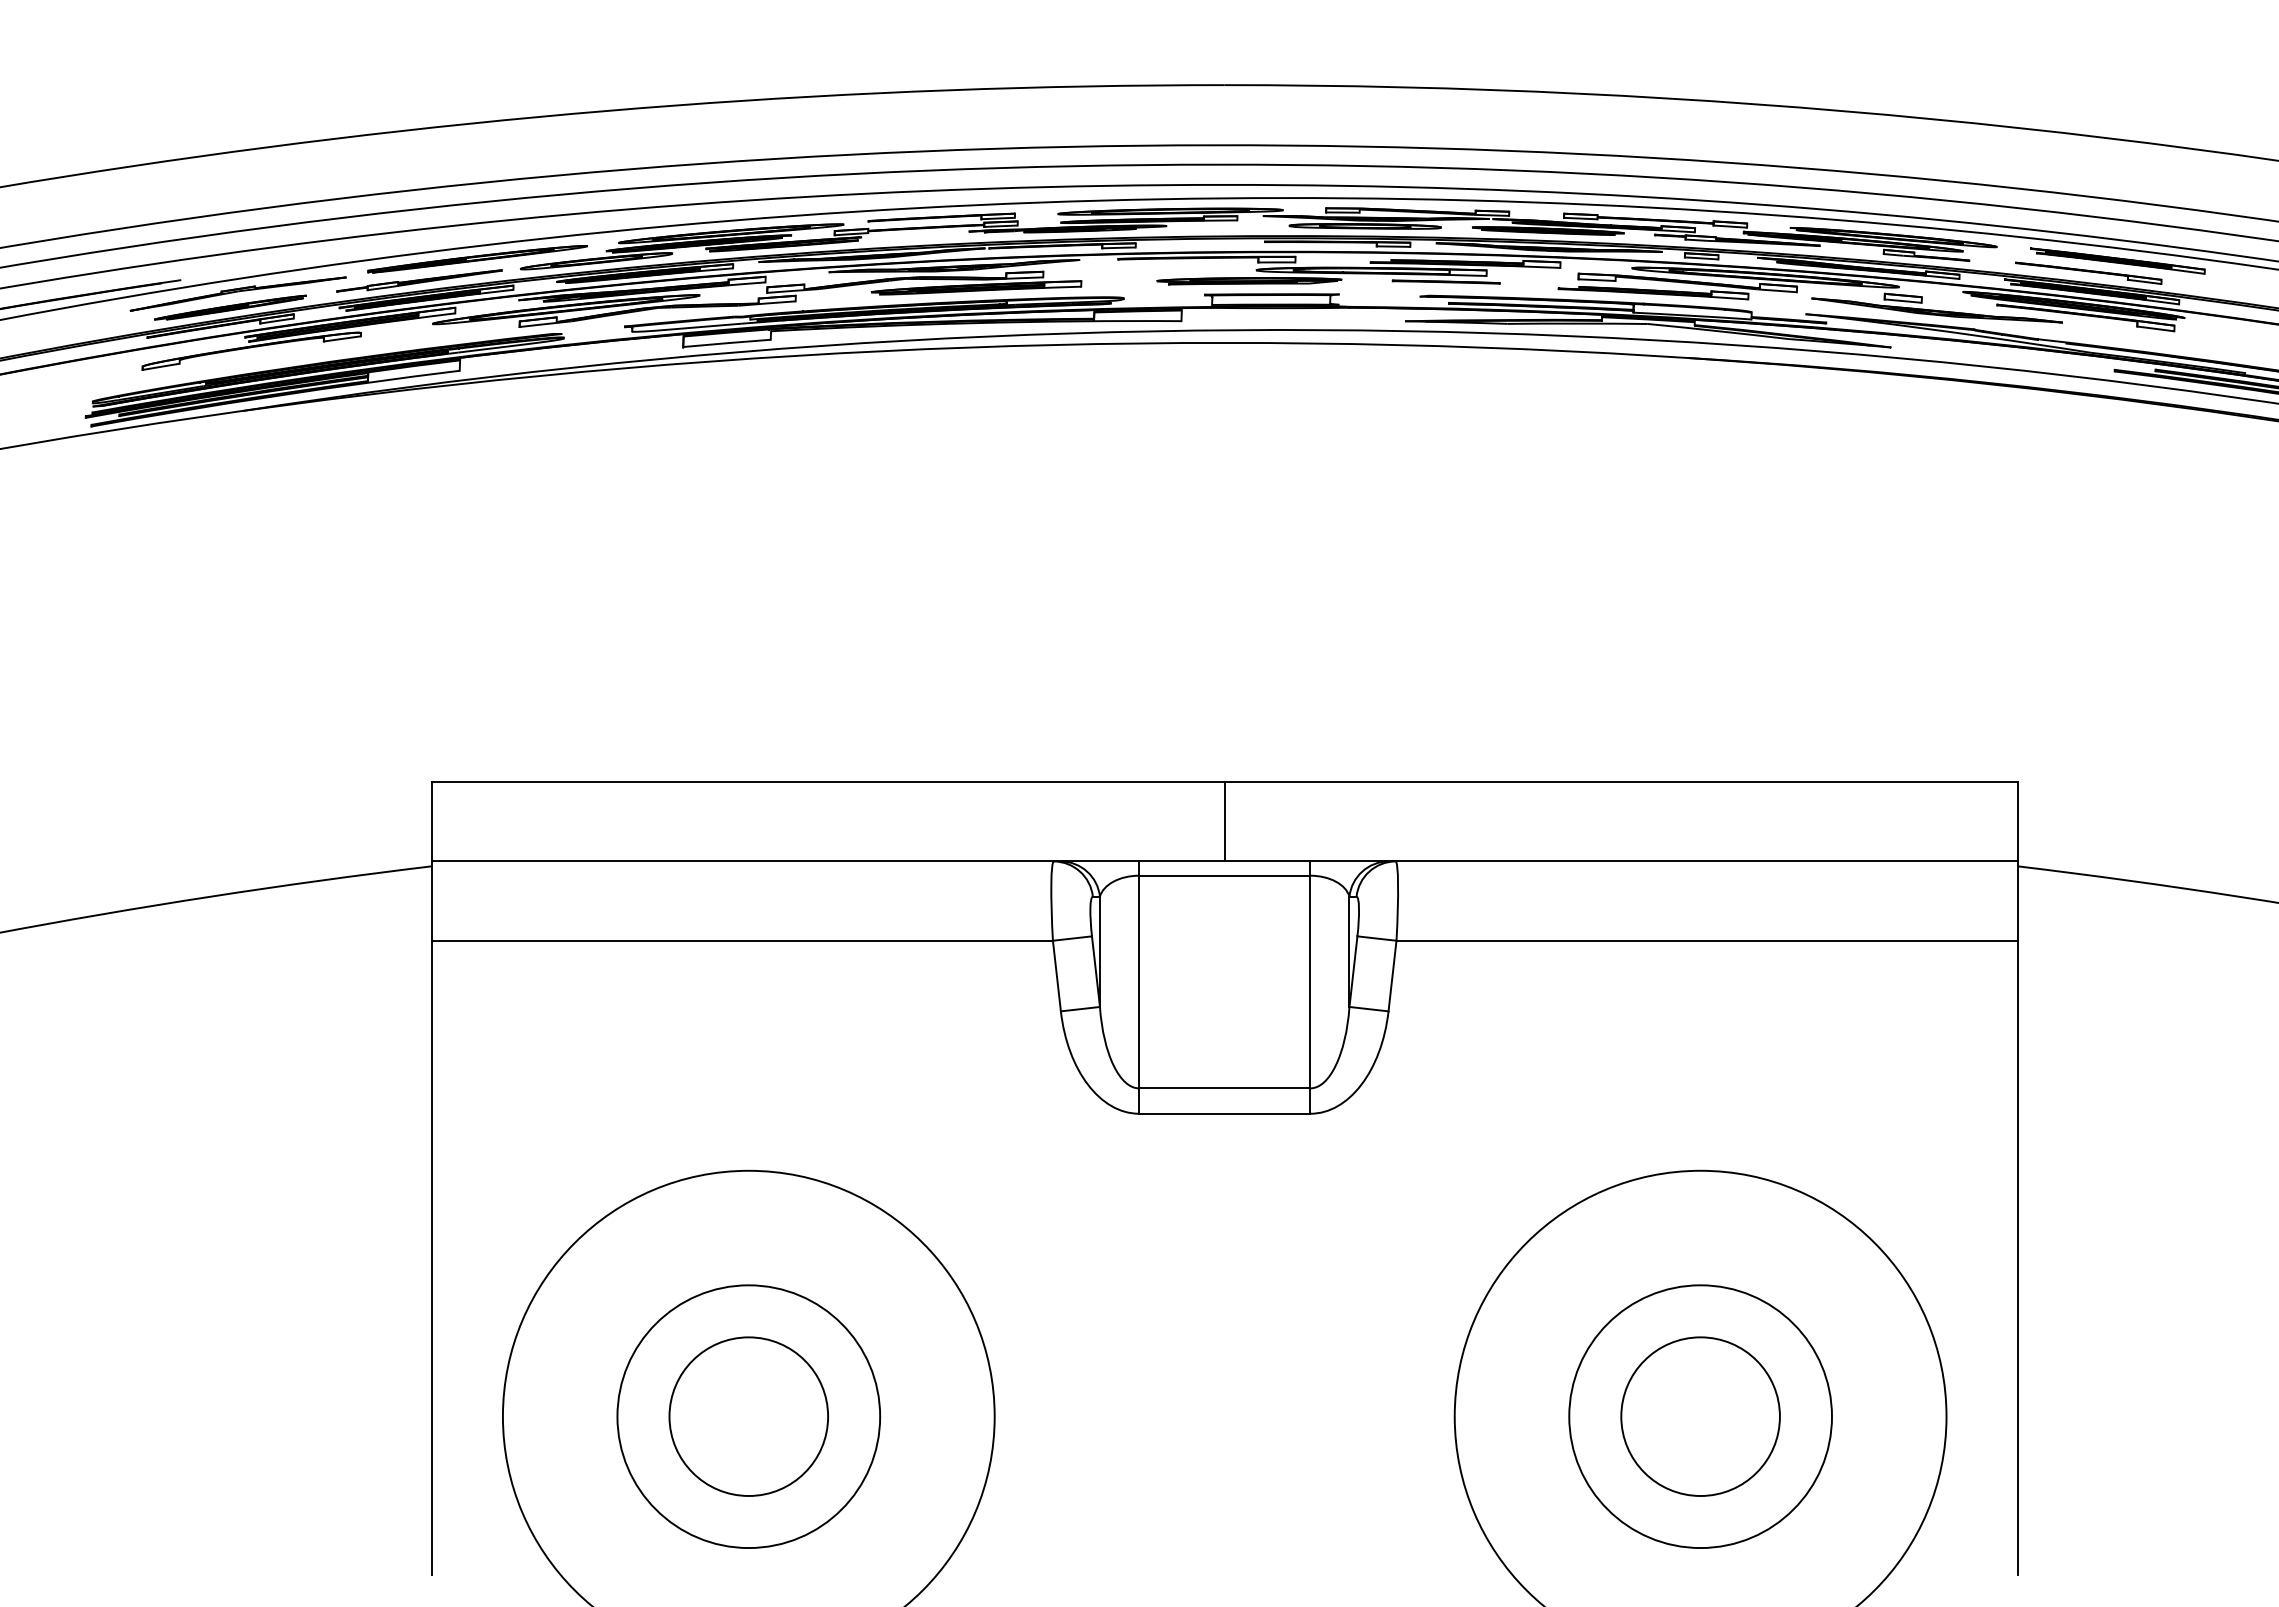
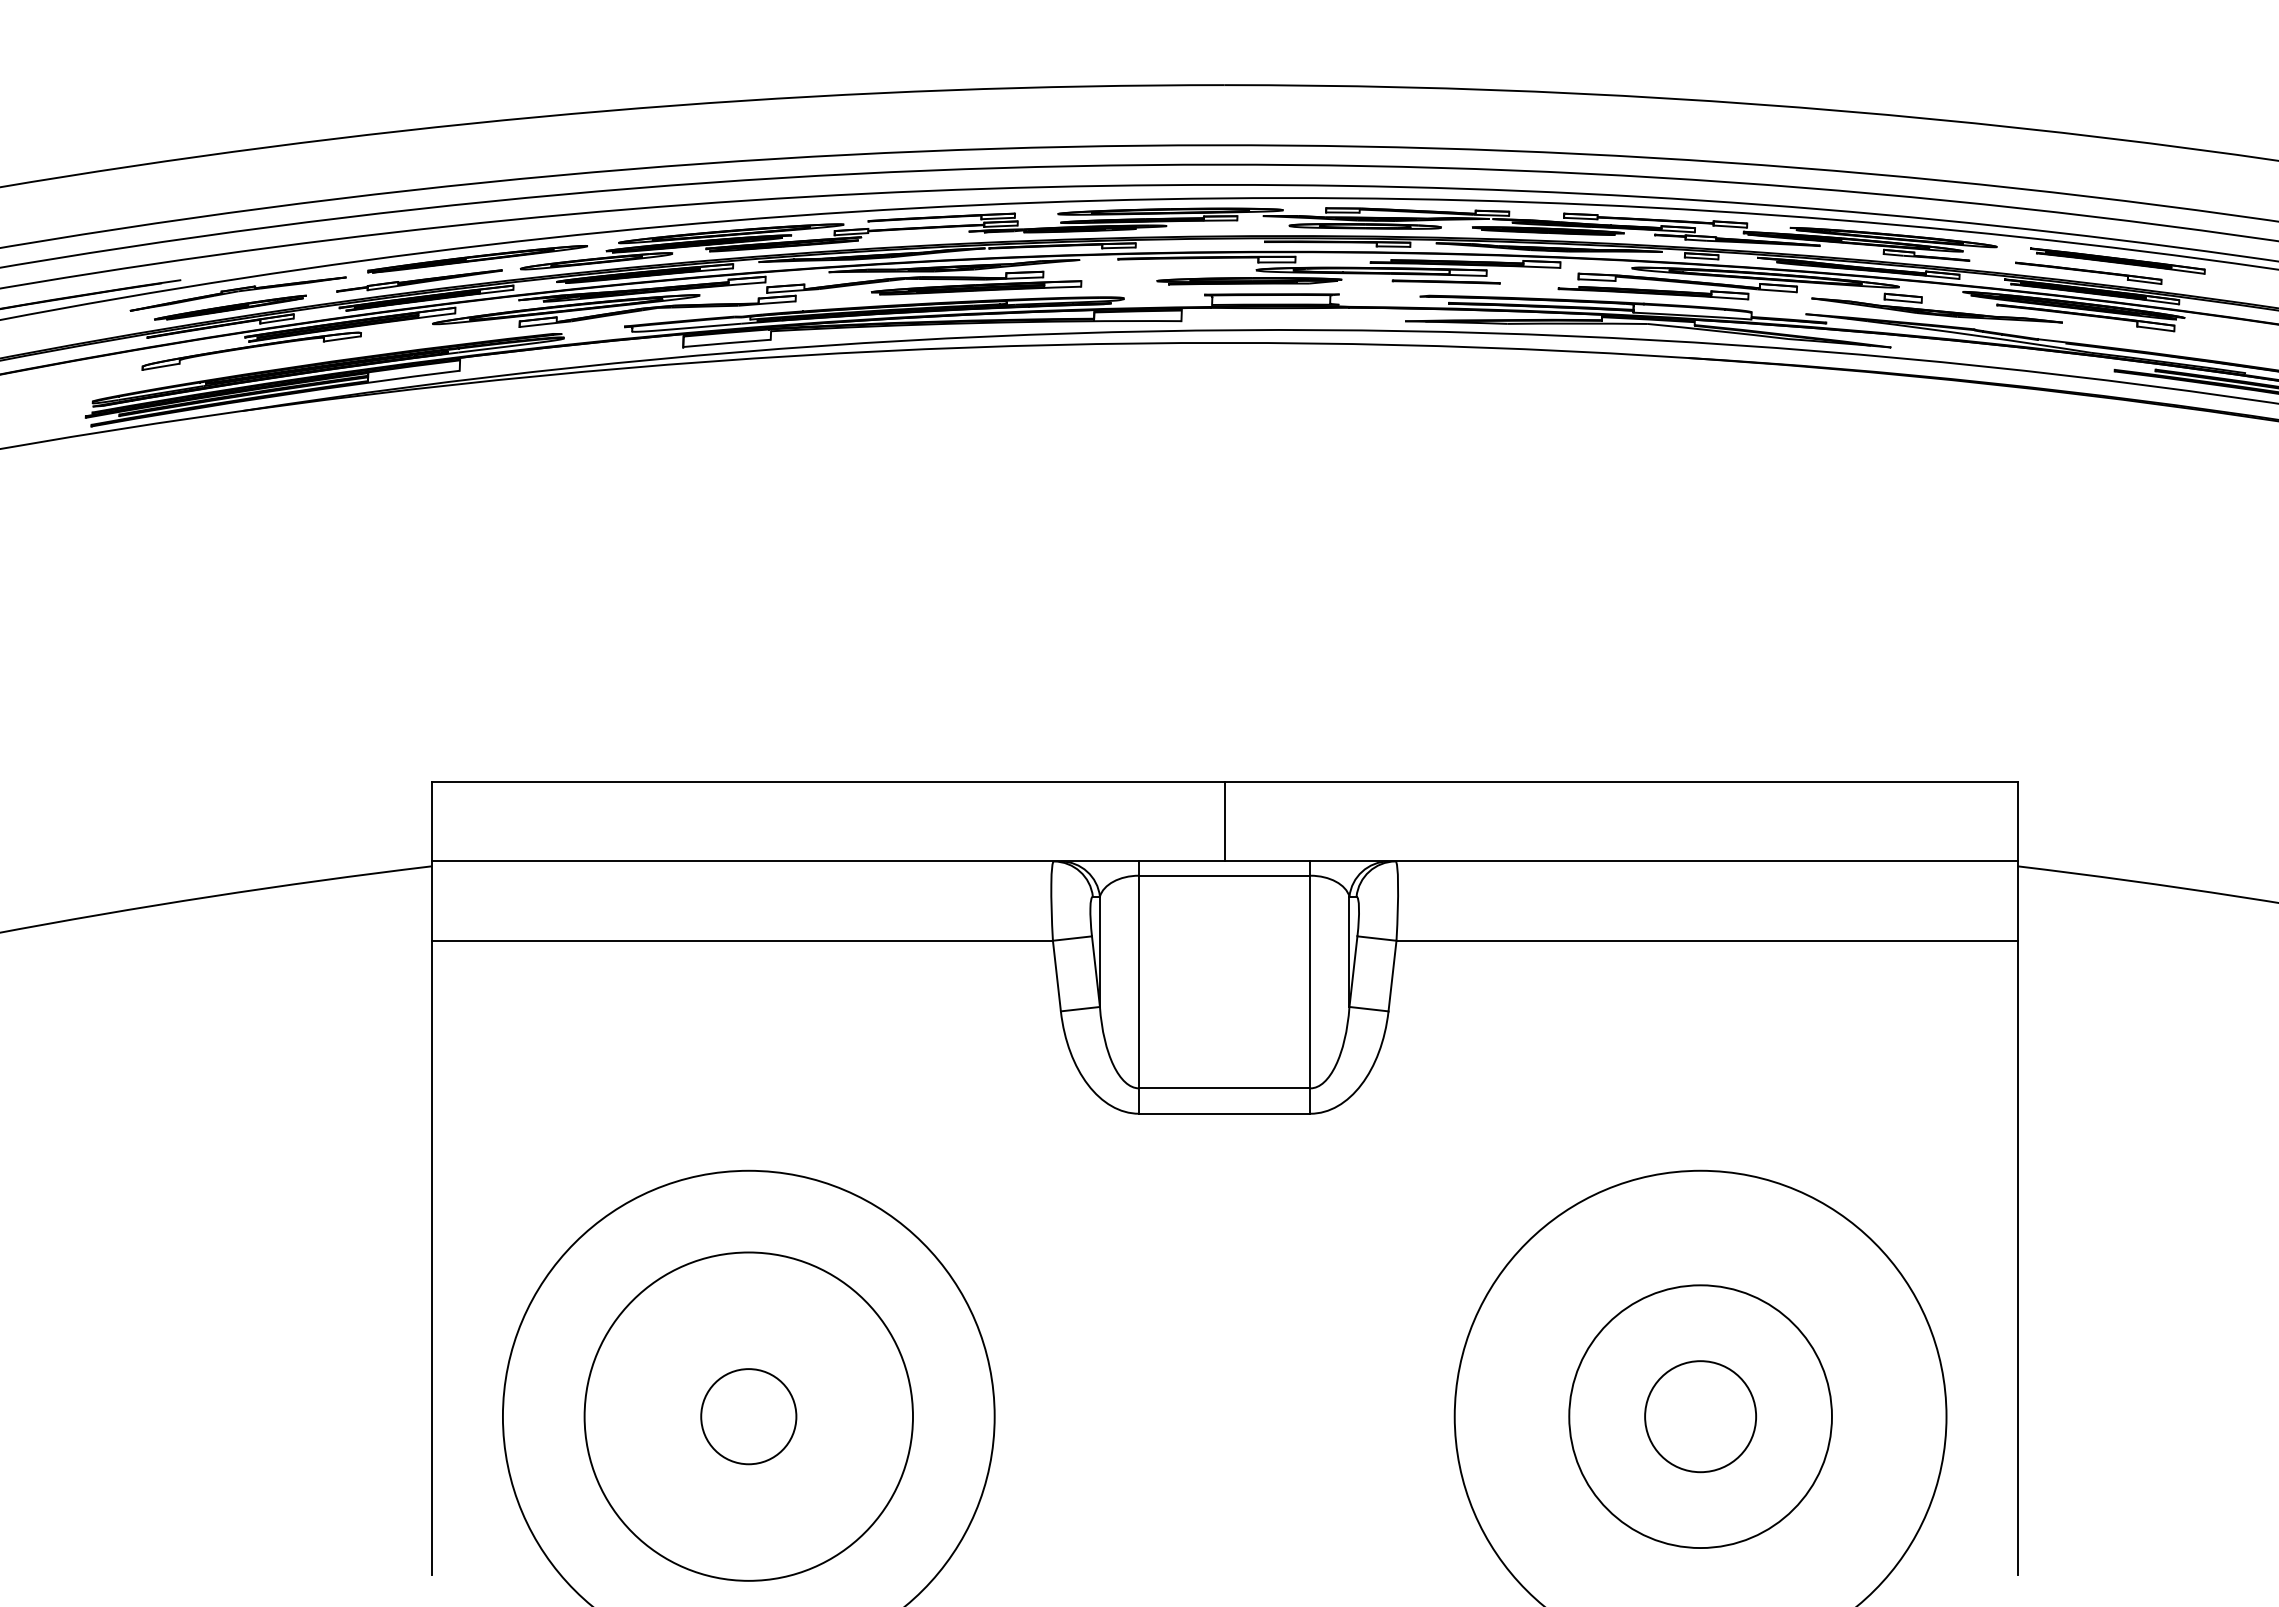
circle diameter: 159 px -> 95 px (748, 1416)
circle diameter: 263 px -> 328 px (748, 1416)
circle diameter: 159 px -> 111 px (1700, 1416)
